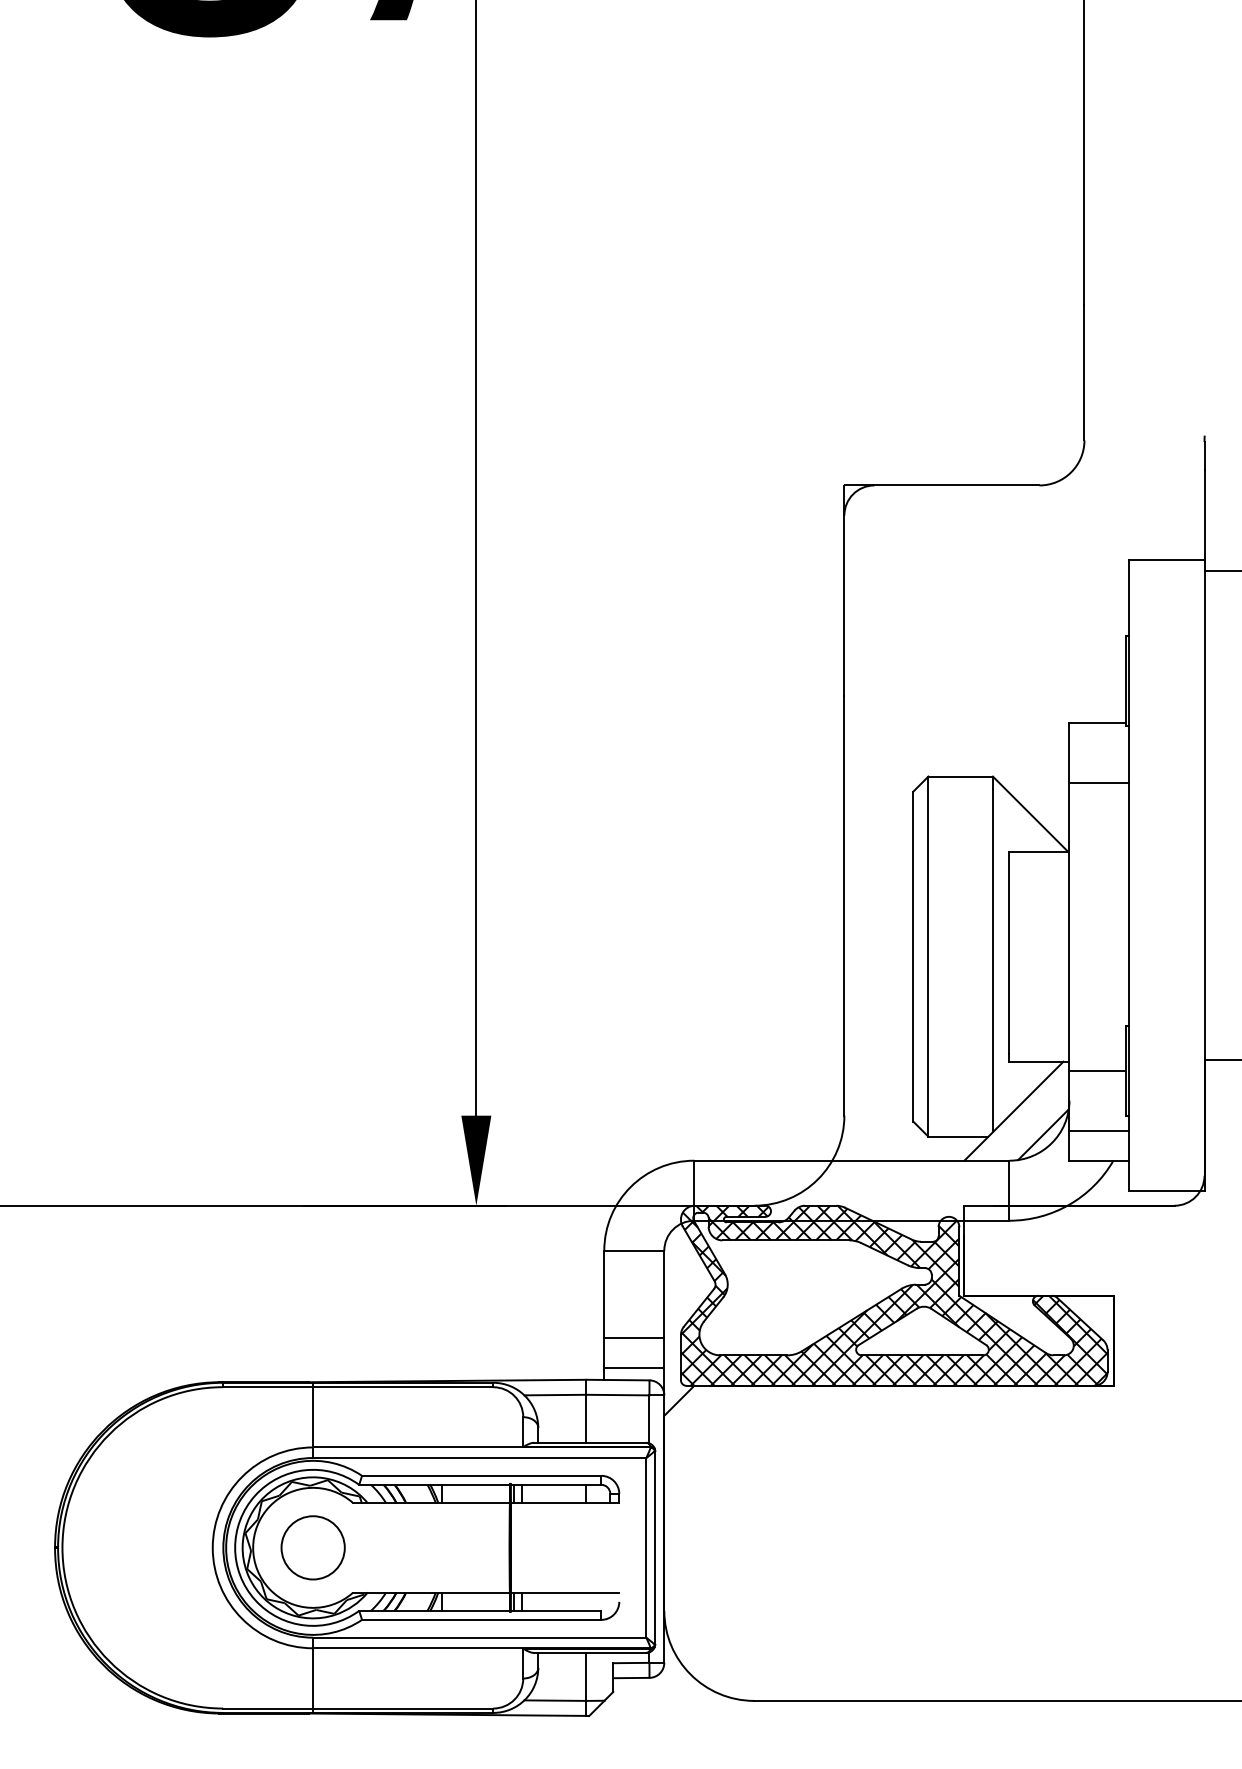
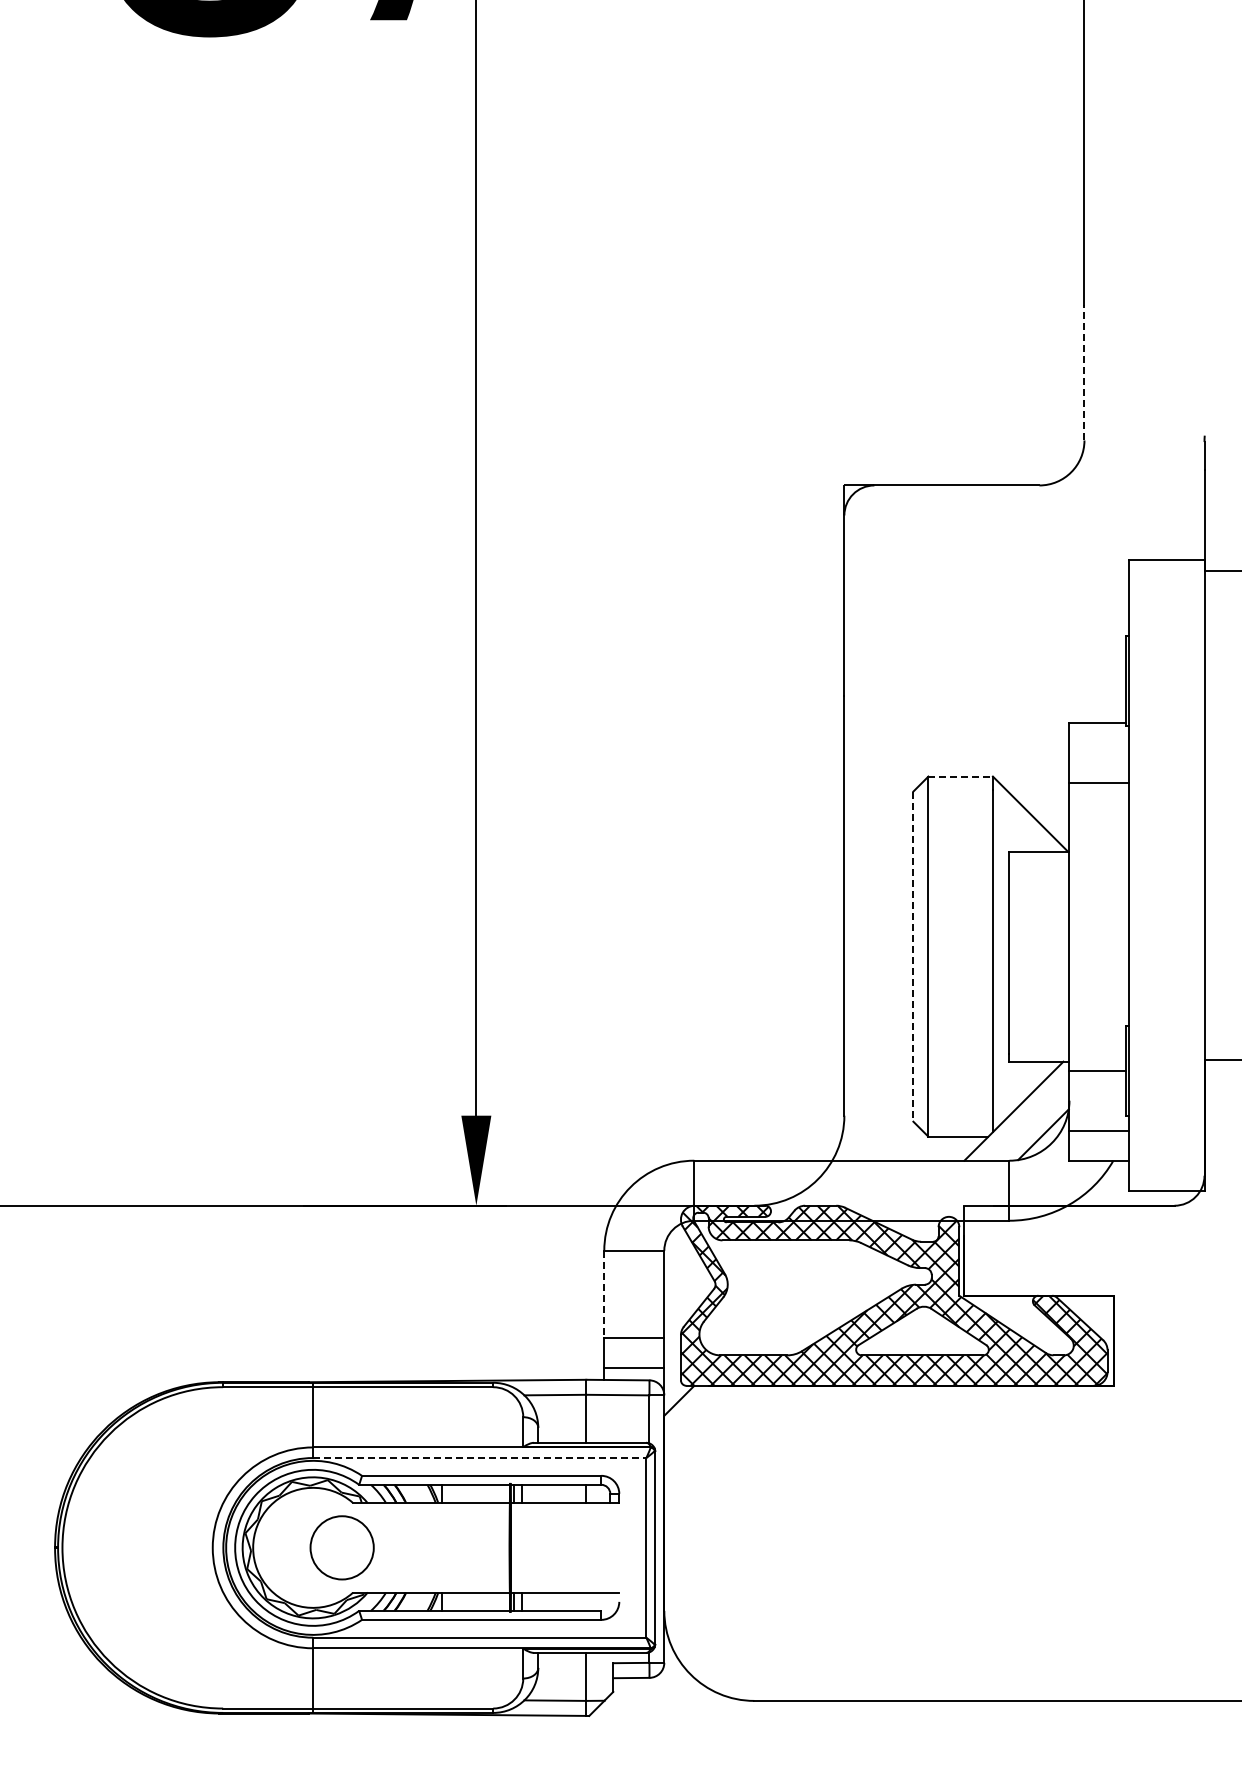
line: solid -> dashed (1084, 372)
line: solid -> dashed (961, 776)
line: solid -> dashed (913, 957)
line: solid -> dashed (604, 1294)
line: solid -> dashed (479, 1458)
circle position: (312, 1547) -> (341, 1547) (341, 1547)
